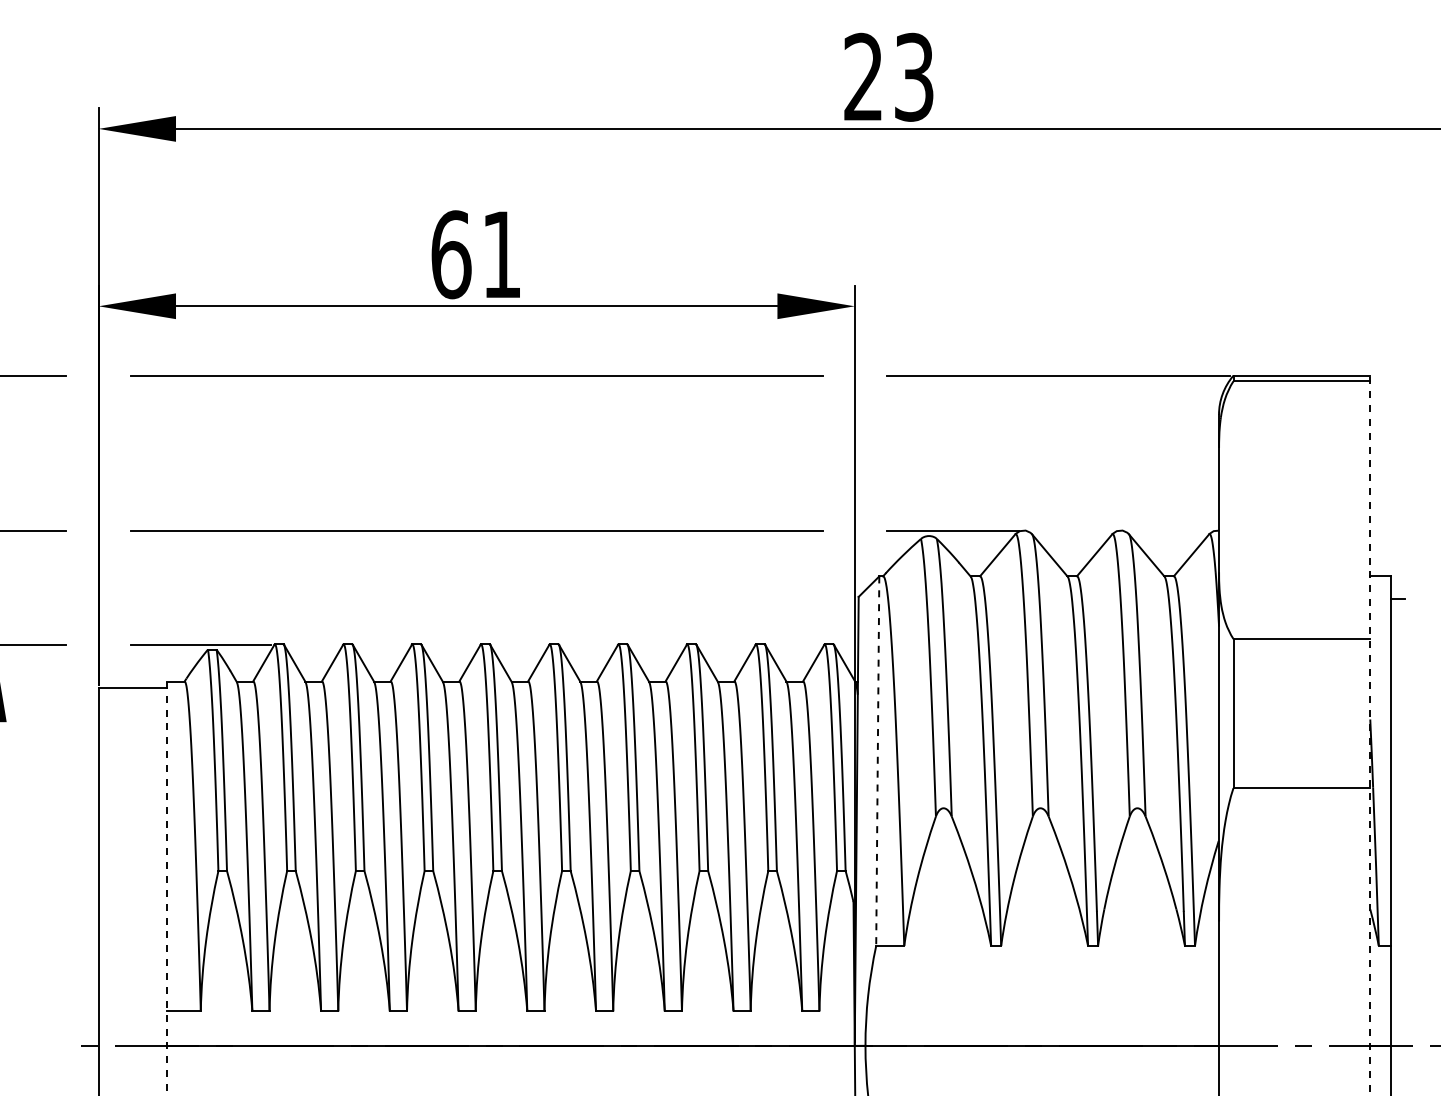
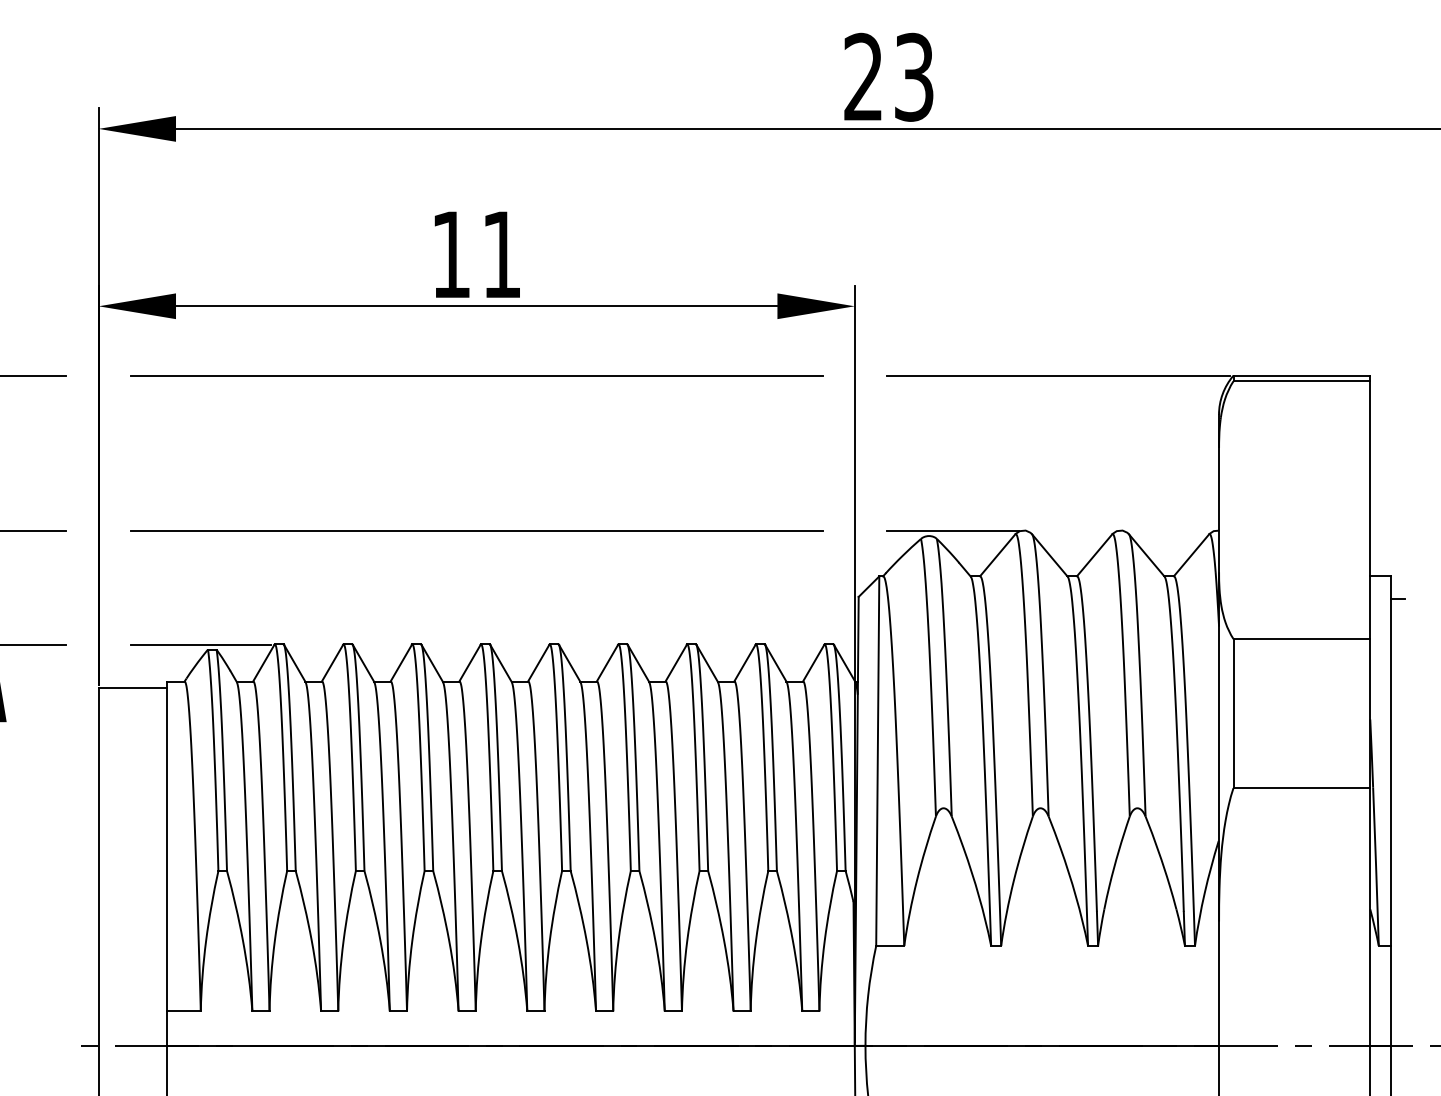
text: 61 -> 11 (451, 254)
line: dashed -> solid (1370, 735)
line: dashed -> solid (877, 761)
line: dashed -> solid (167, 888)
